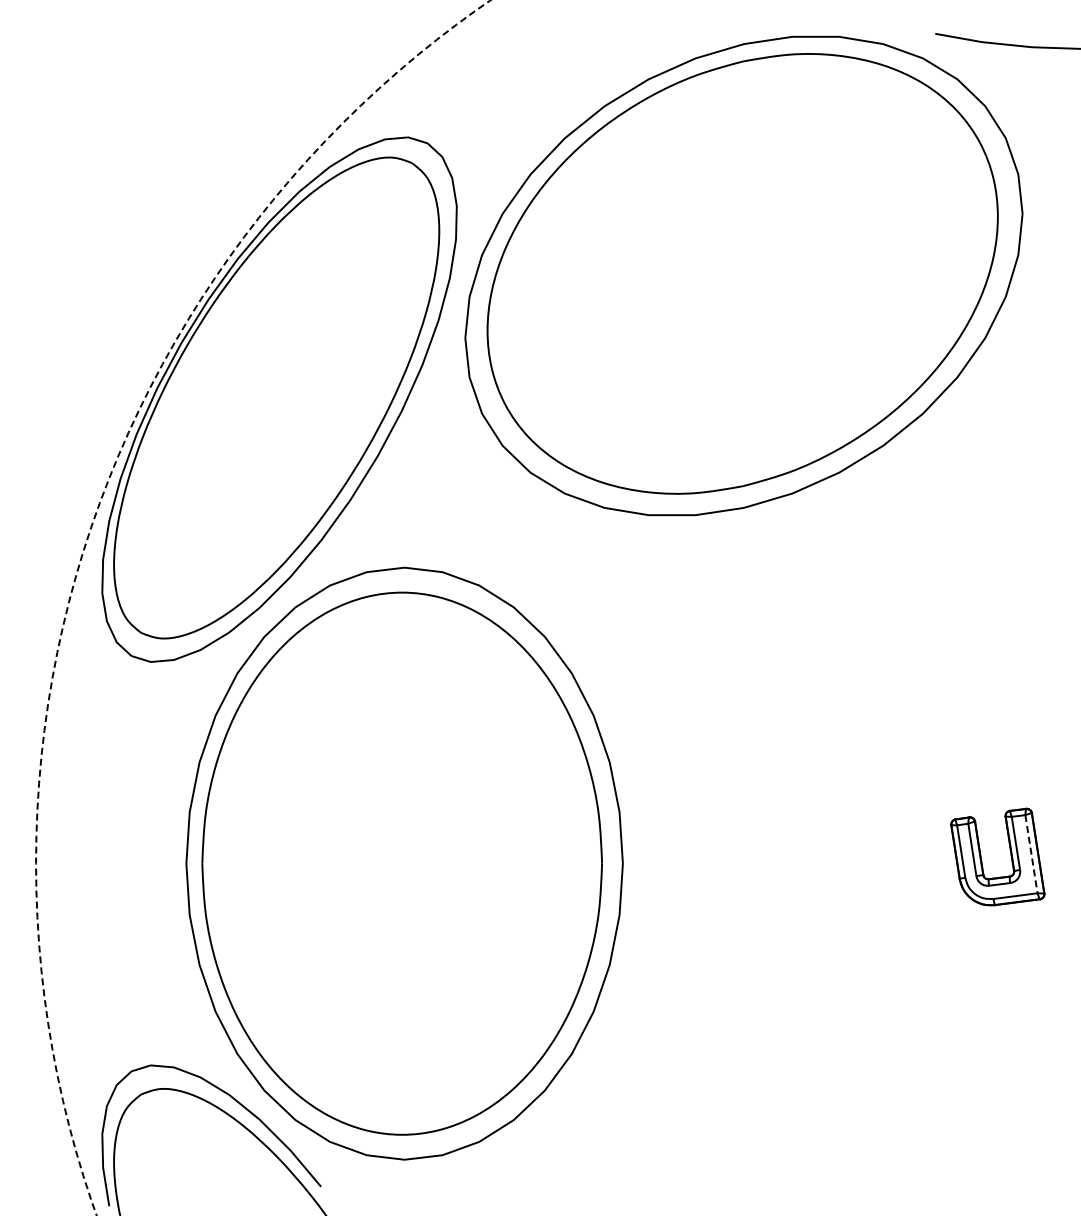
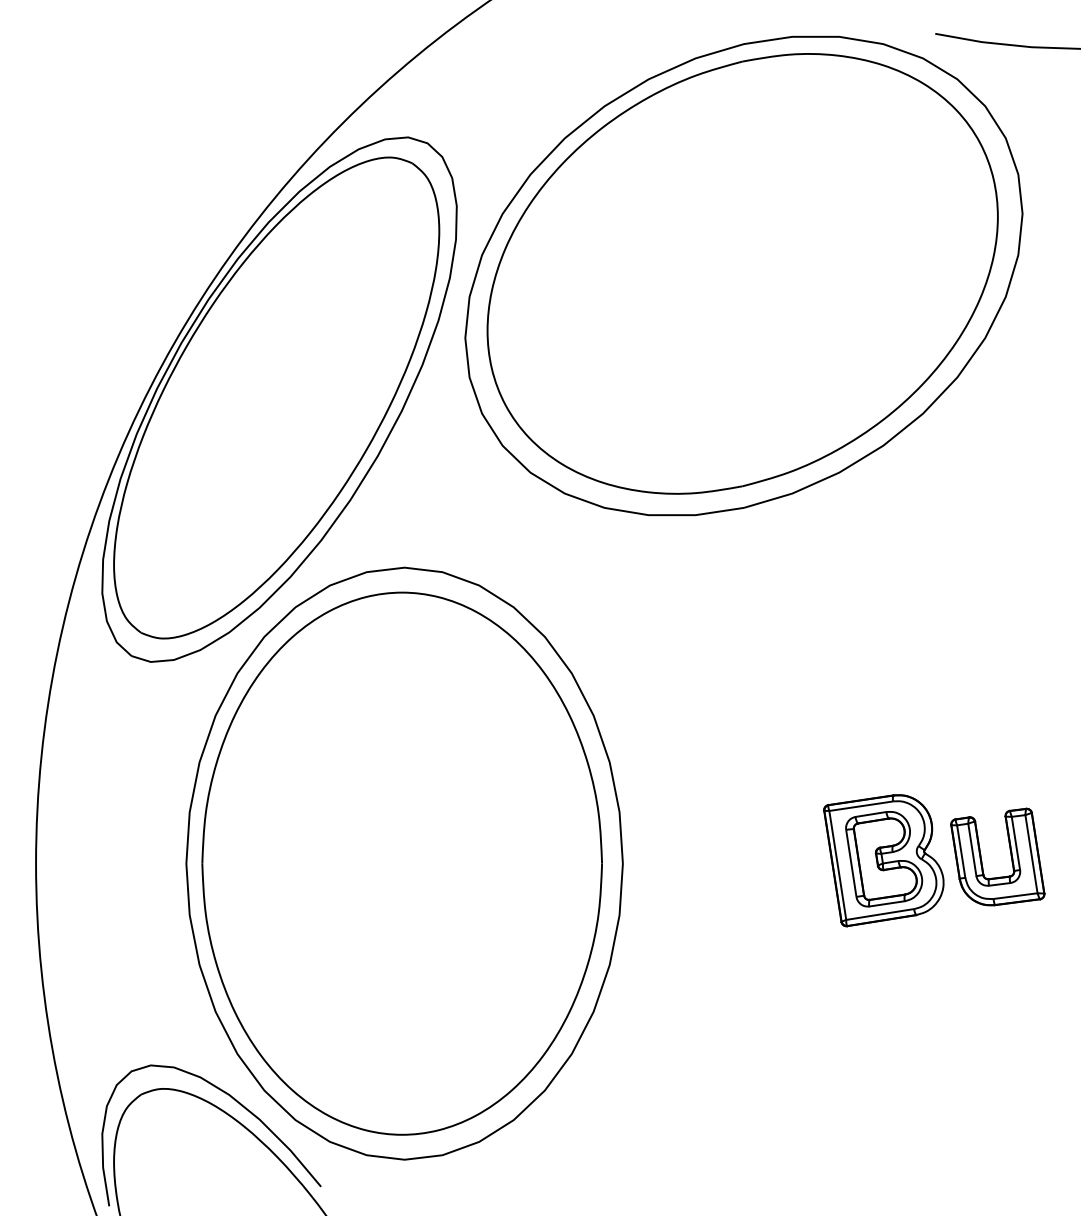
arc: dashed -> solid (88, 537)
line: dashed -> solid (1031, 854)
part: none -> present (883, 860)
